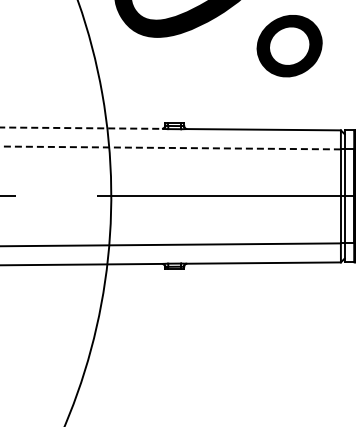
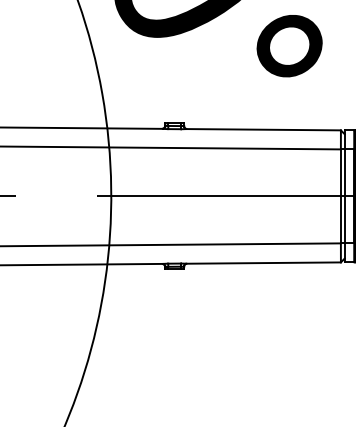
line: dashed -> solid (81, 128)
line: dashed -> solid (170, 147)
